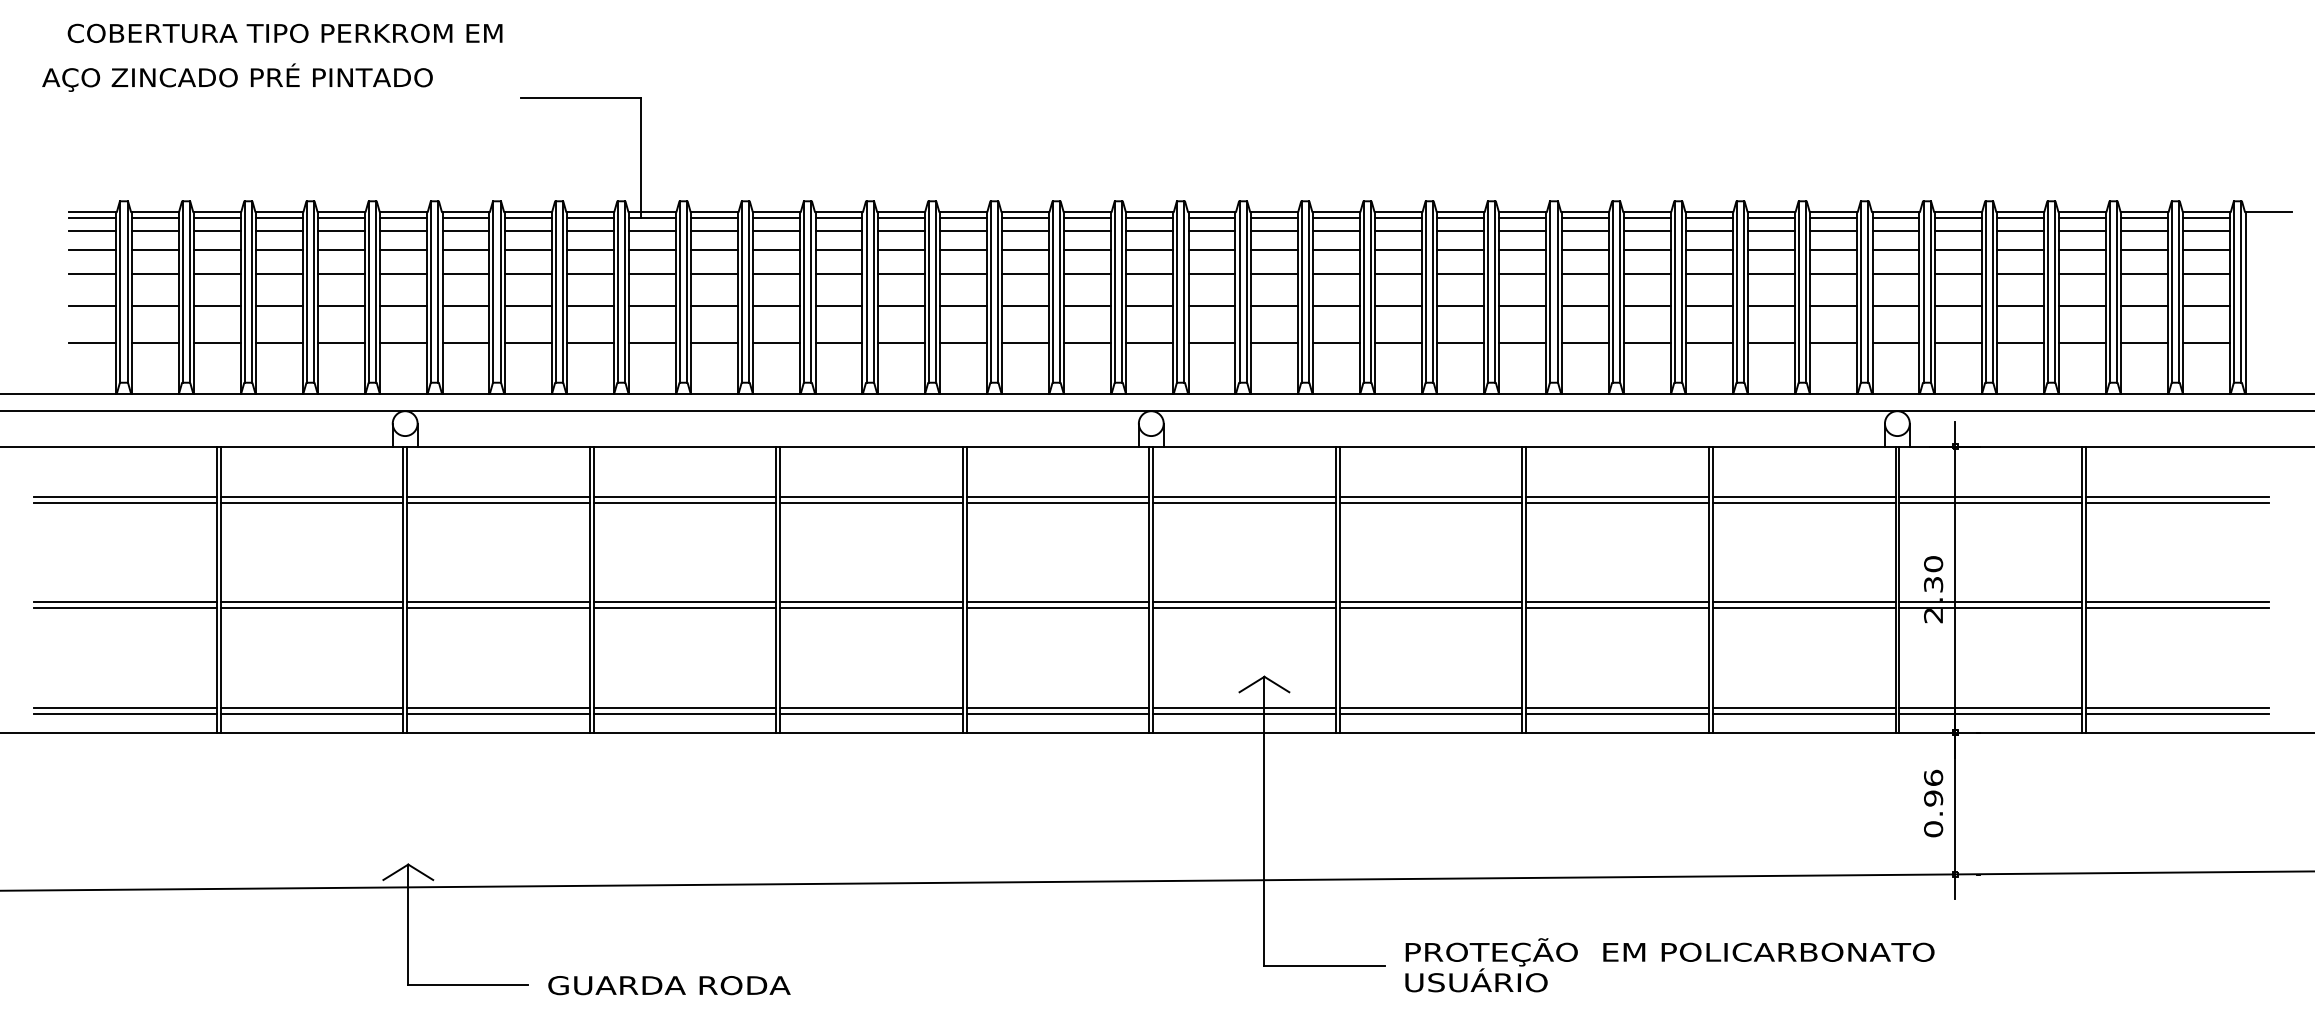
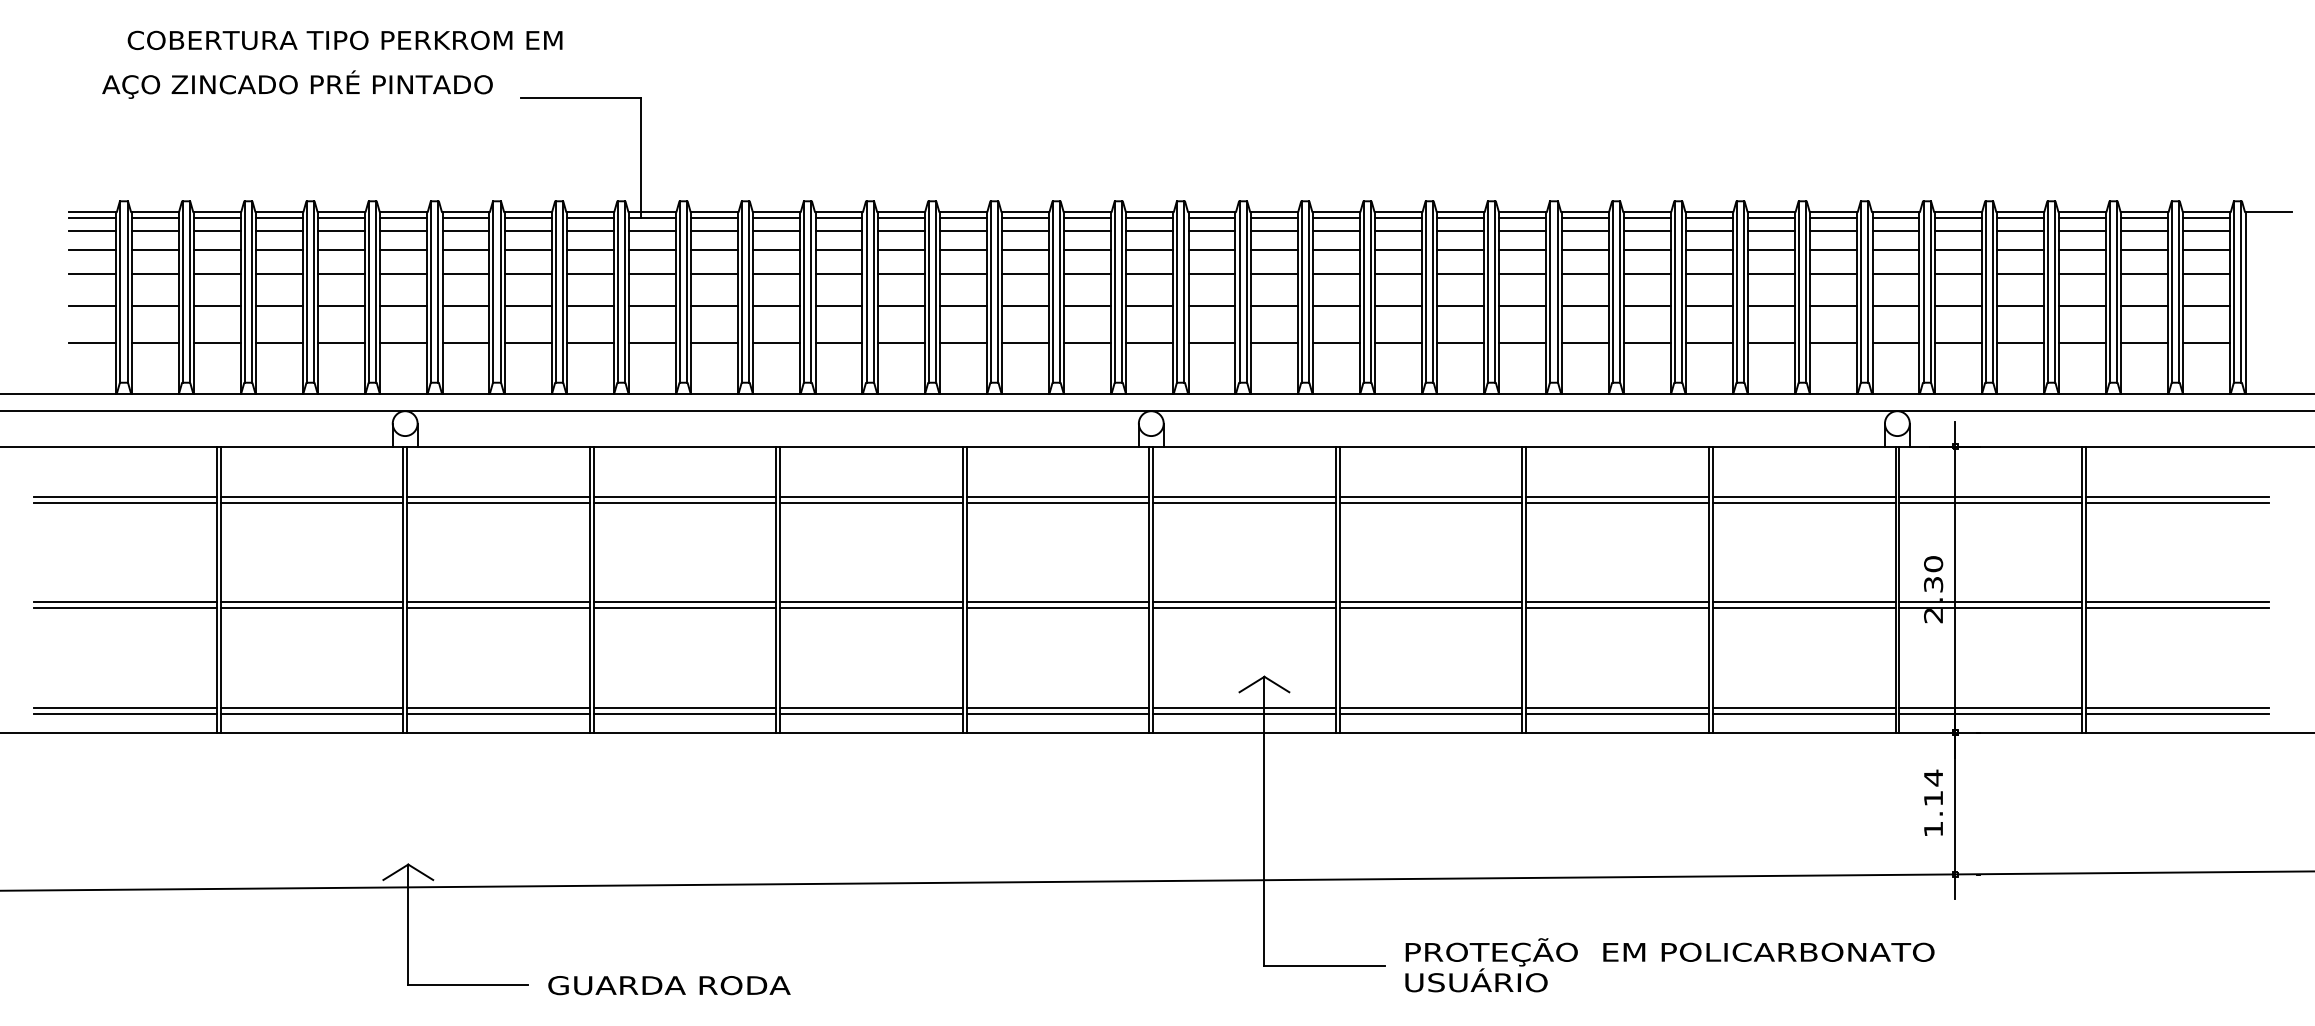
text position: (272, 57) -> (332, 64) (332, 64)
text: 0.96 -> 1.14 (1933, 803)
